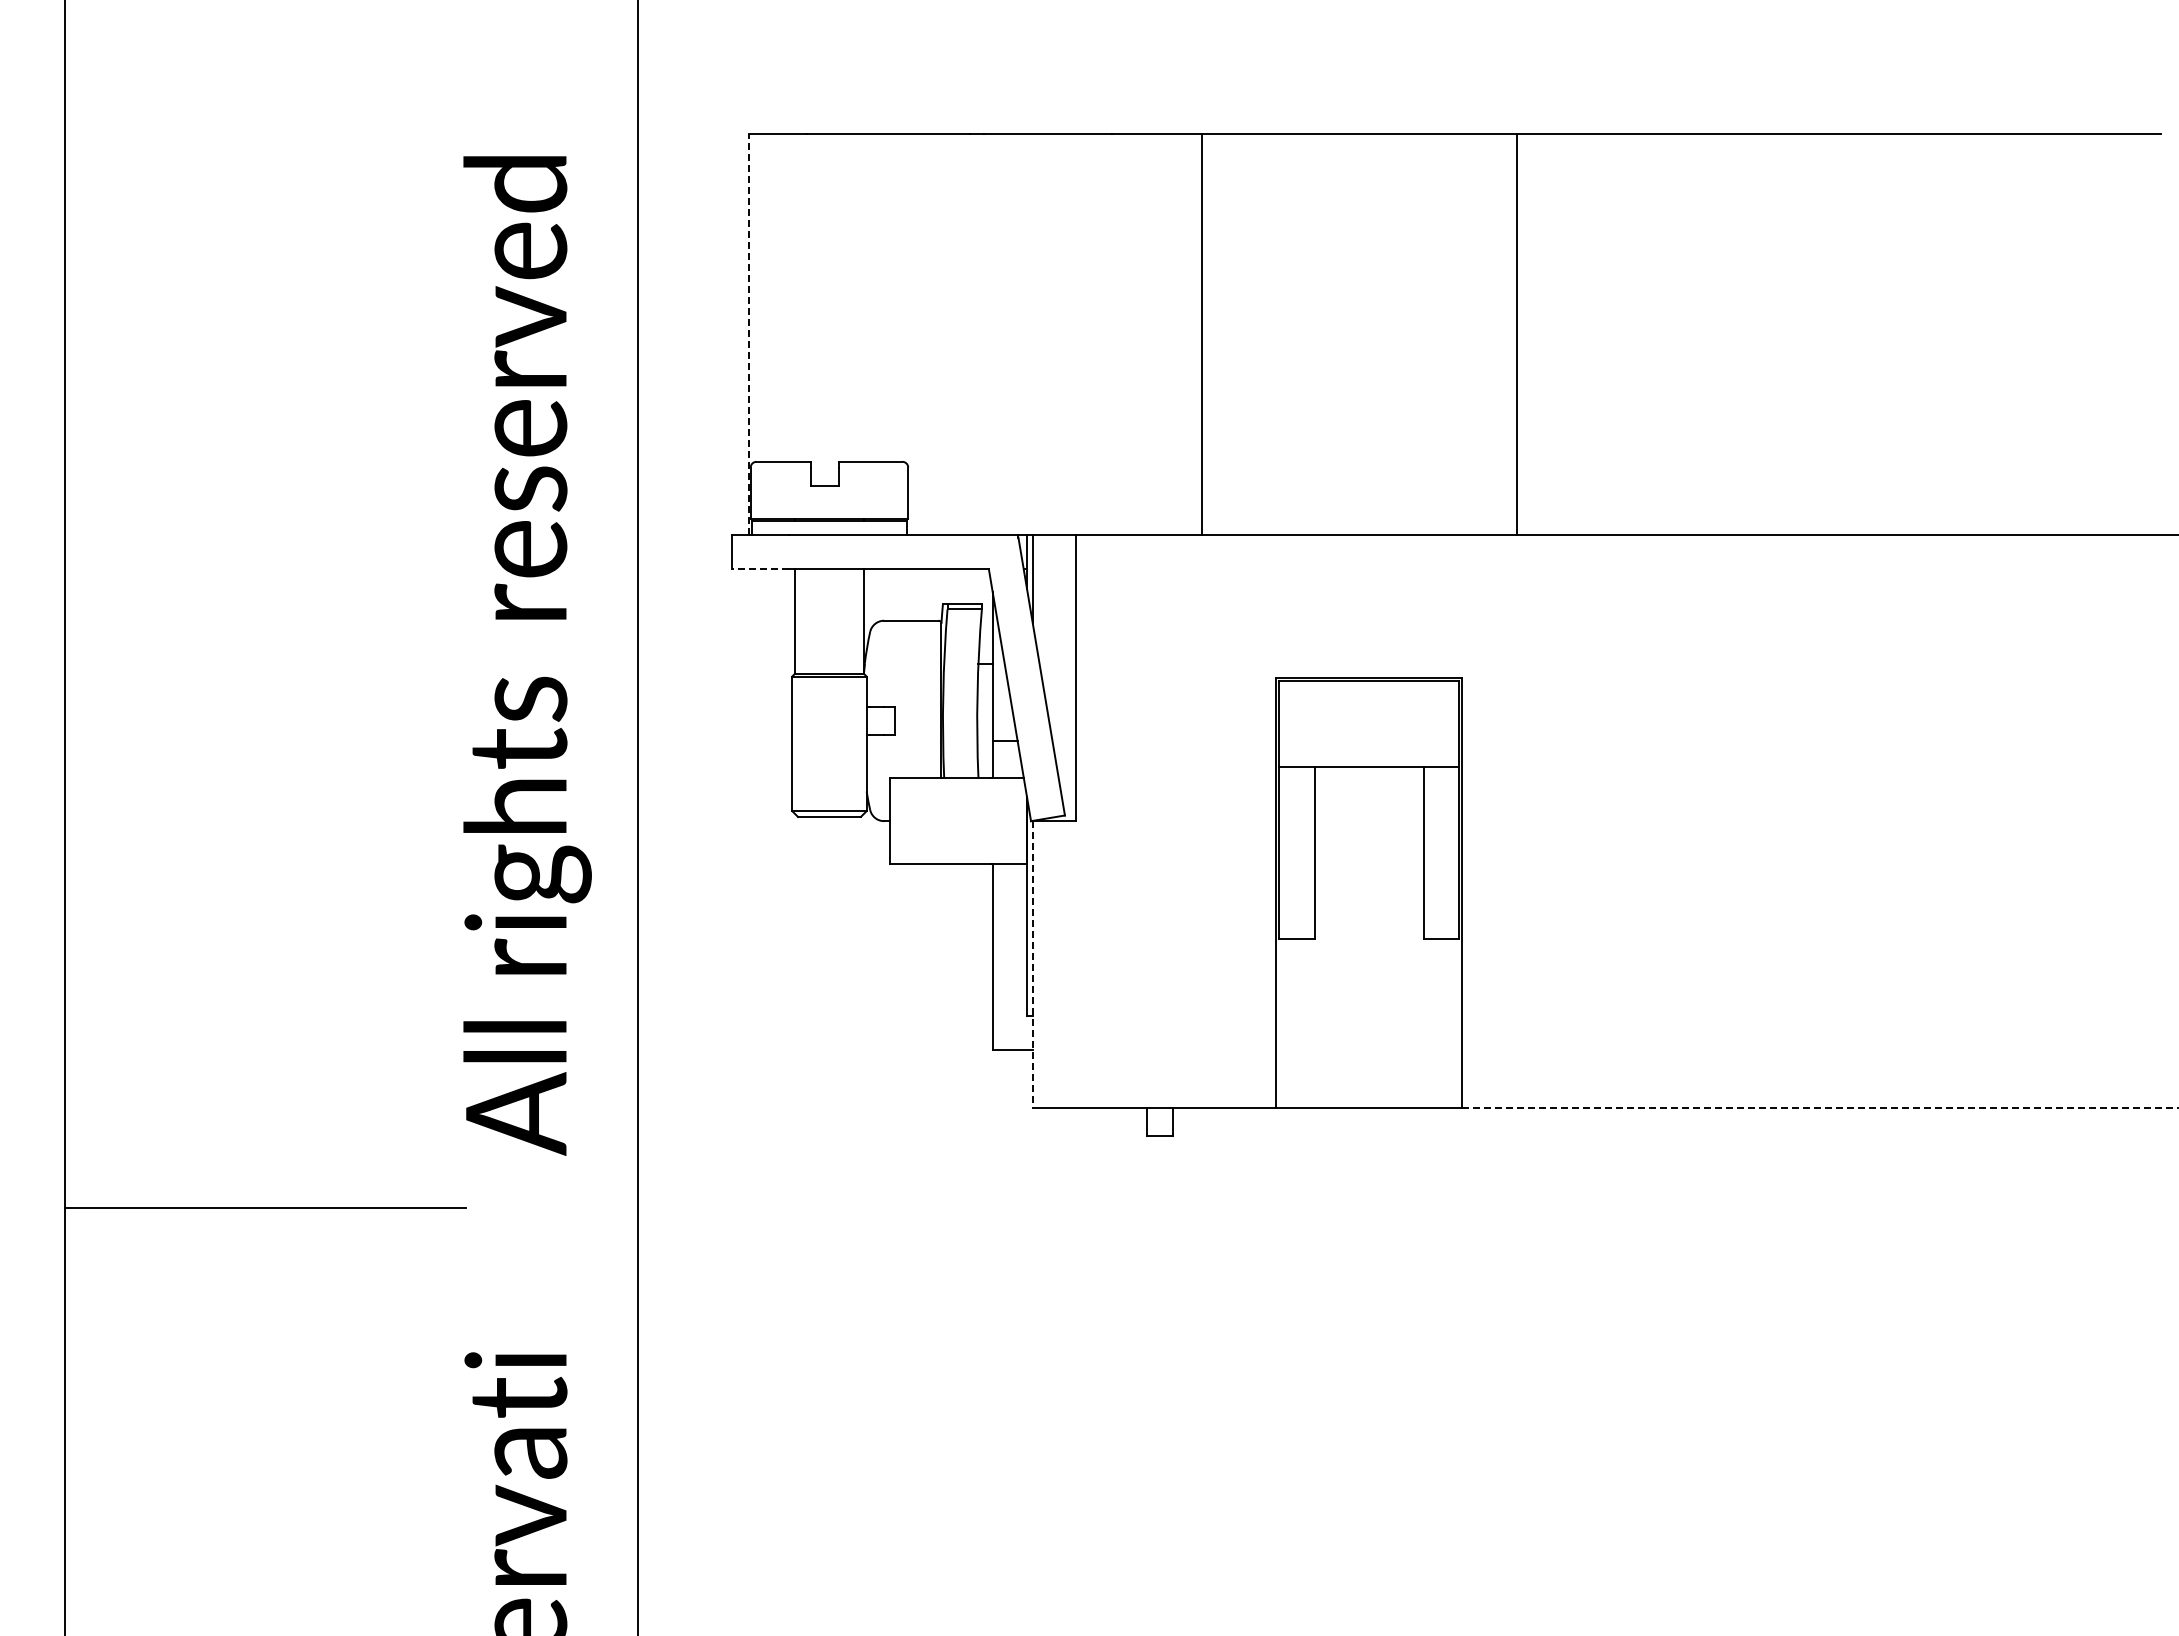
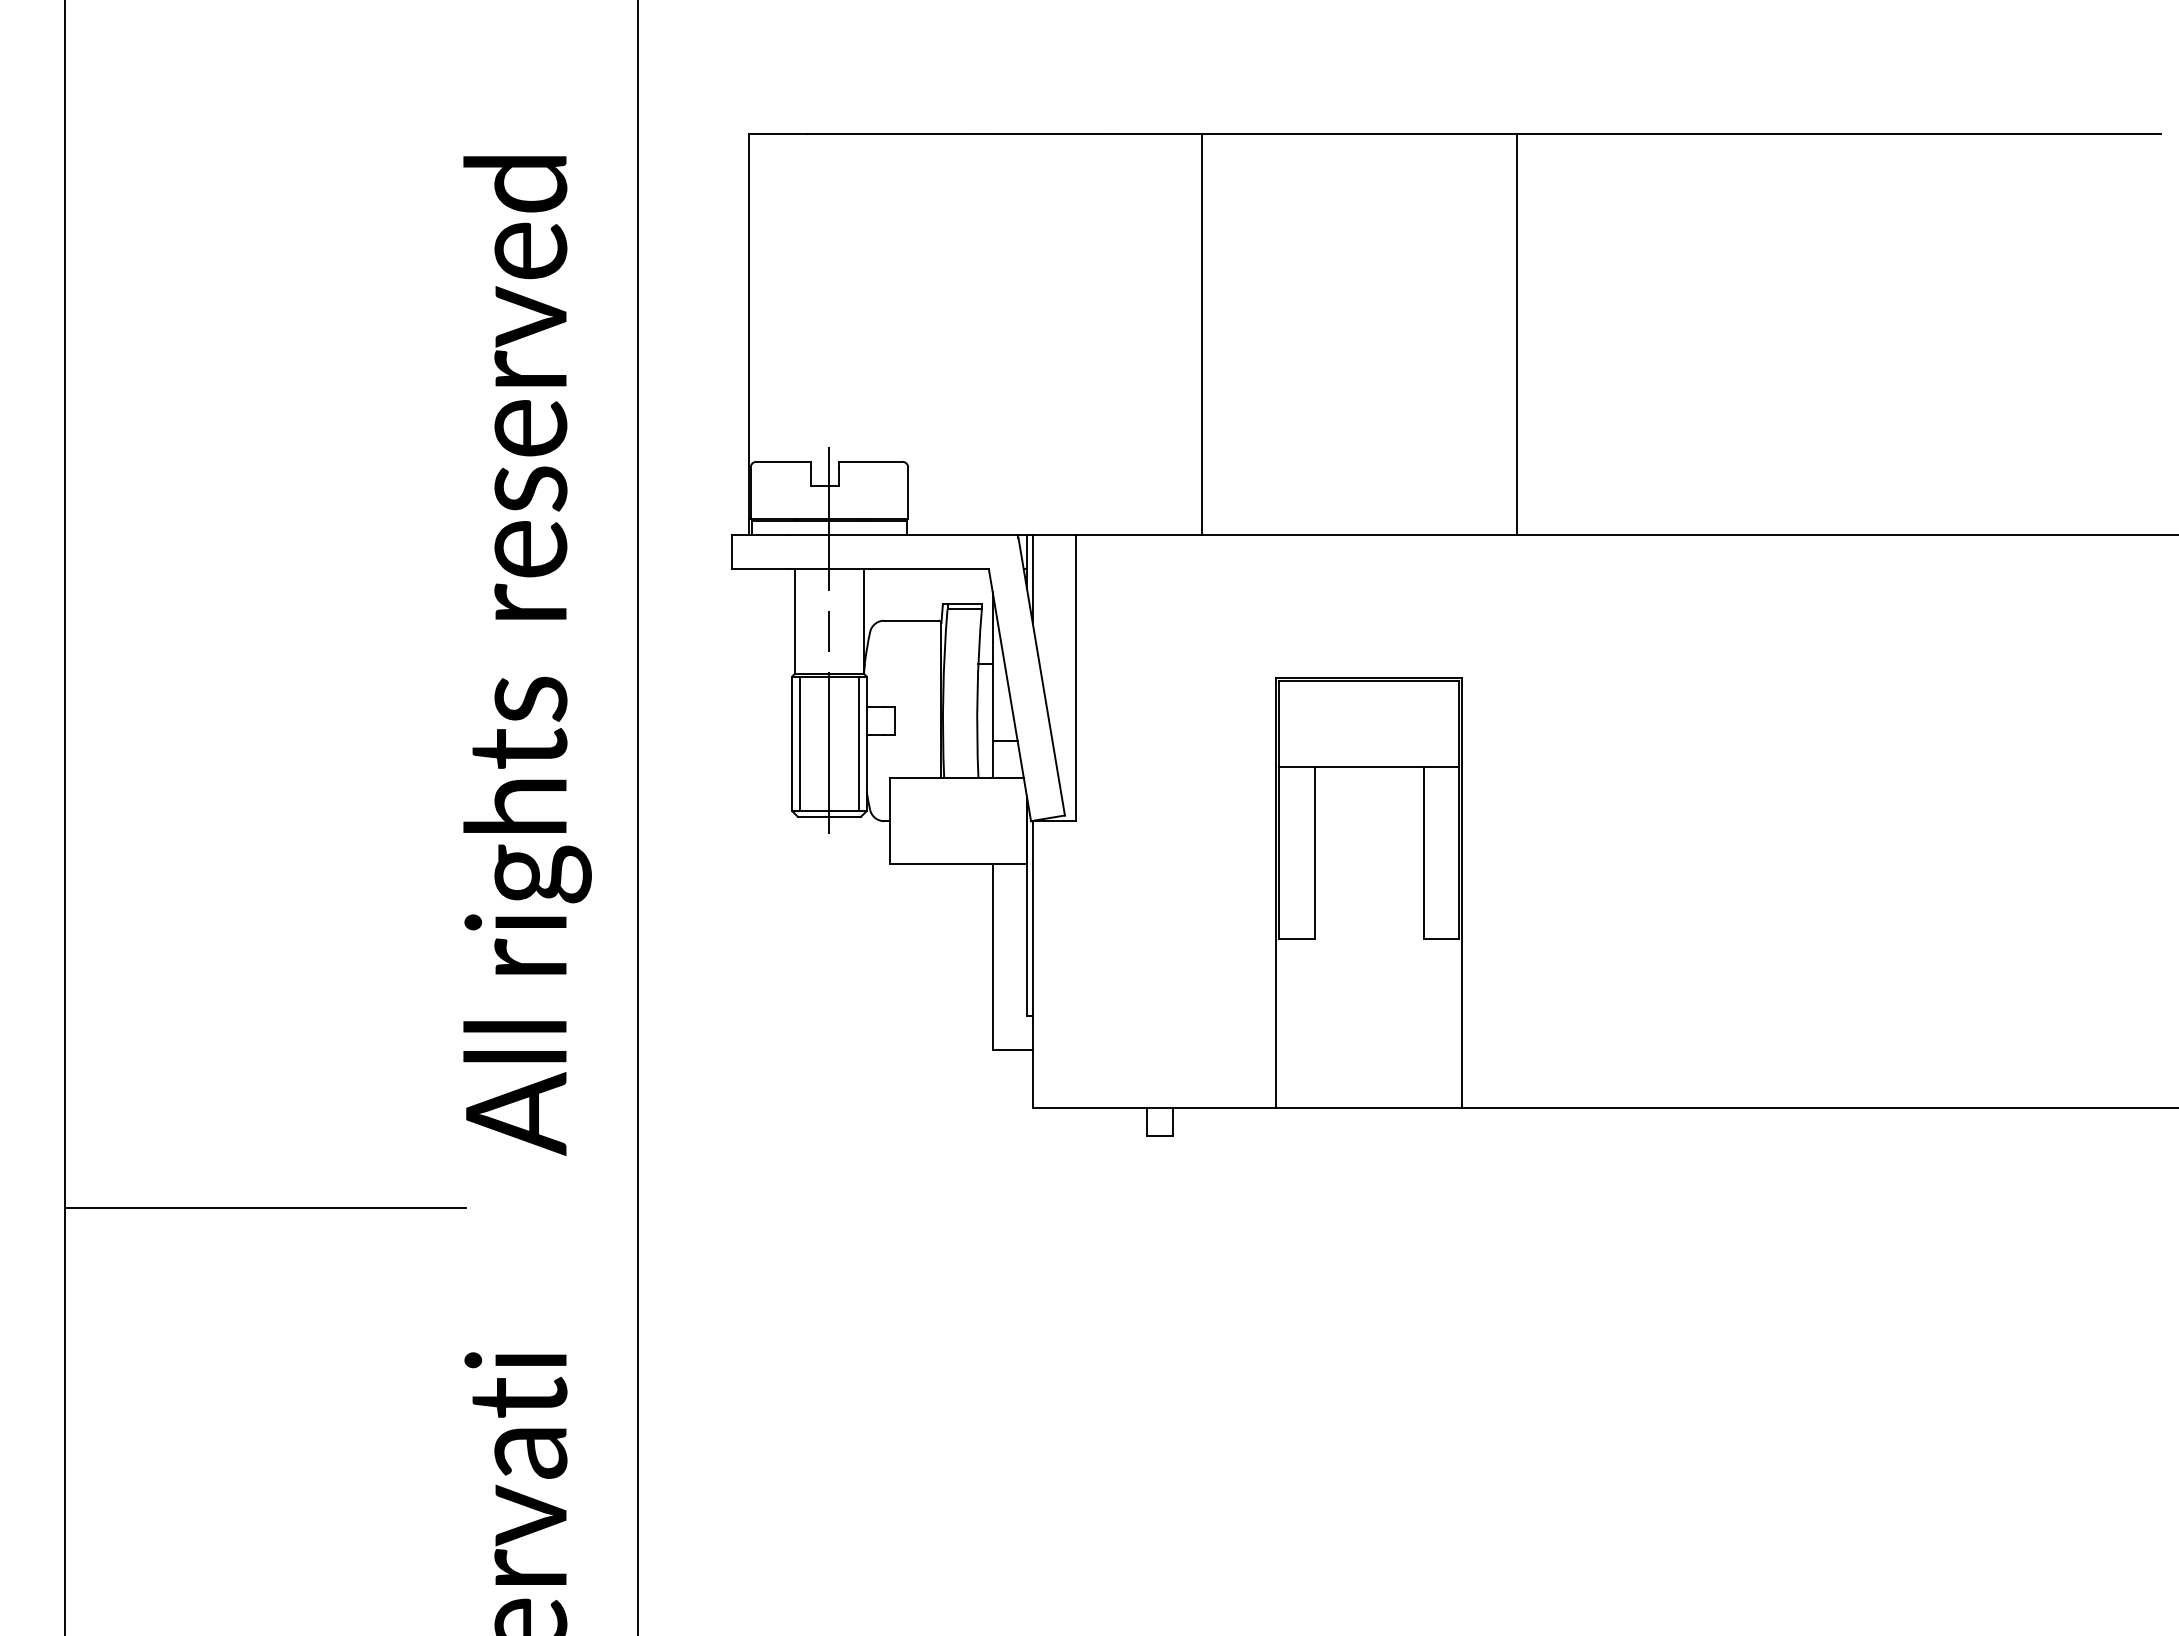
line: dashed -> solid (749, 333)
line: dashed -> solid (760, 569)
line: none -> present (829, 640)
line: none -> present (799, 743)
line: none -> present (858, 743)
line: dashed -> solid (1032, 964)
line: dashed -> solid (1821, 1107)
